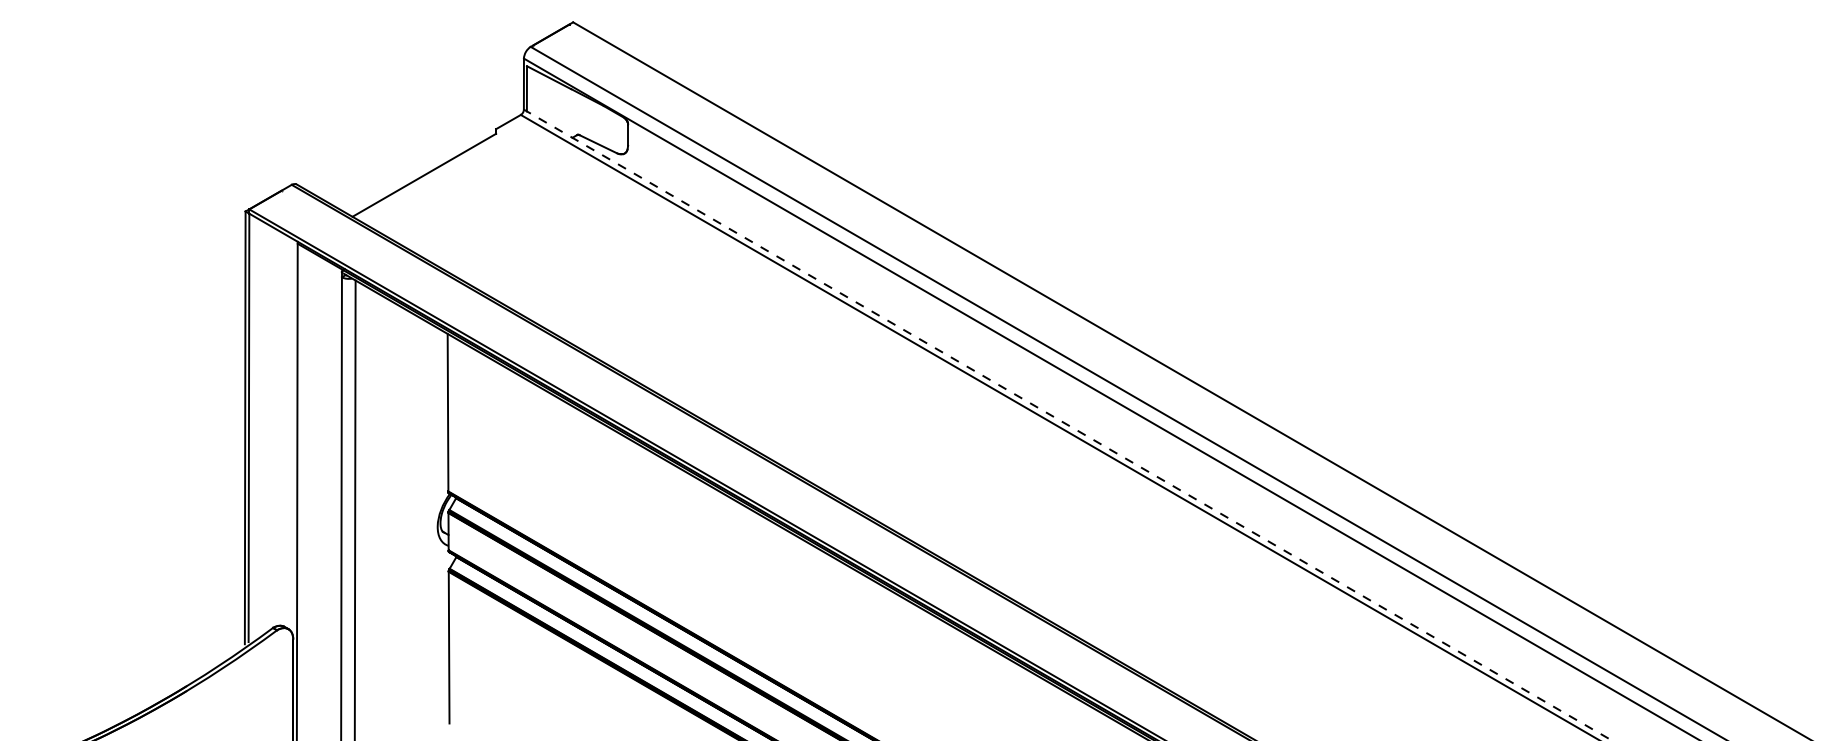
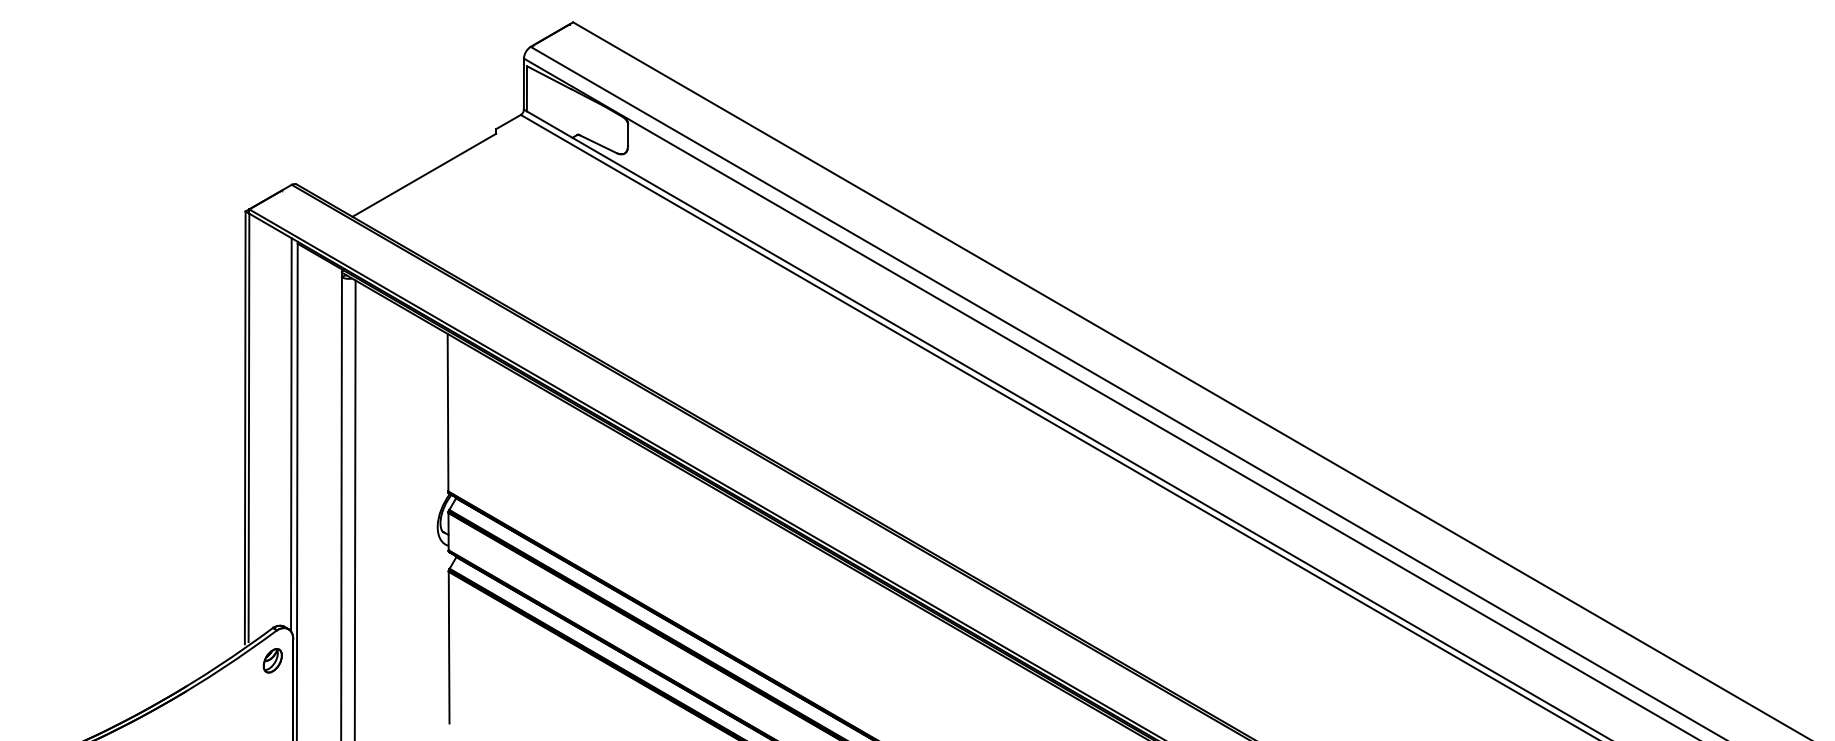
line: dashed -> solid (1068, 425)
line: none -> present (291, 434)
part: none -> present (272, 660)
